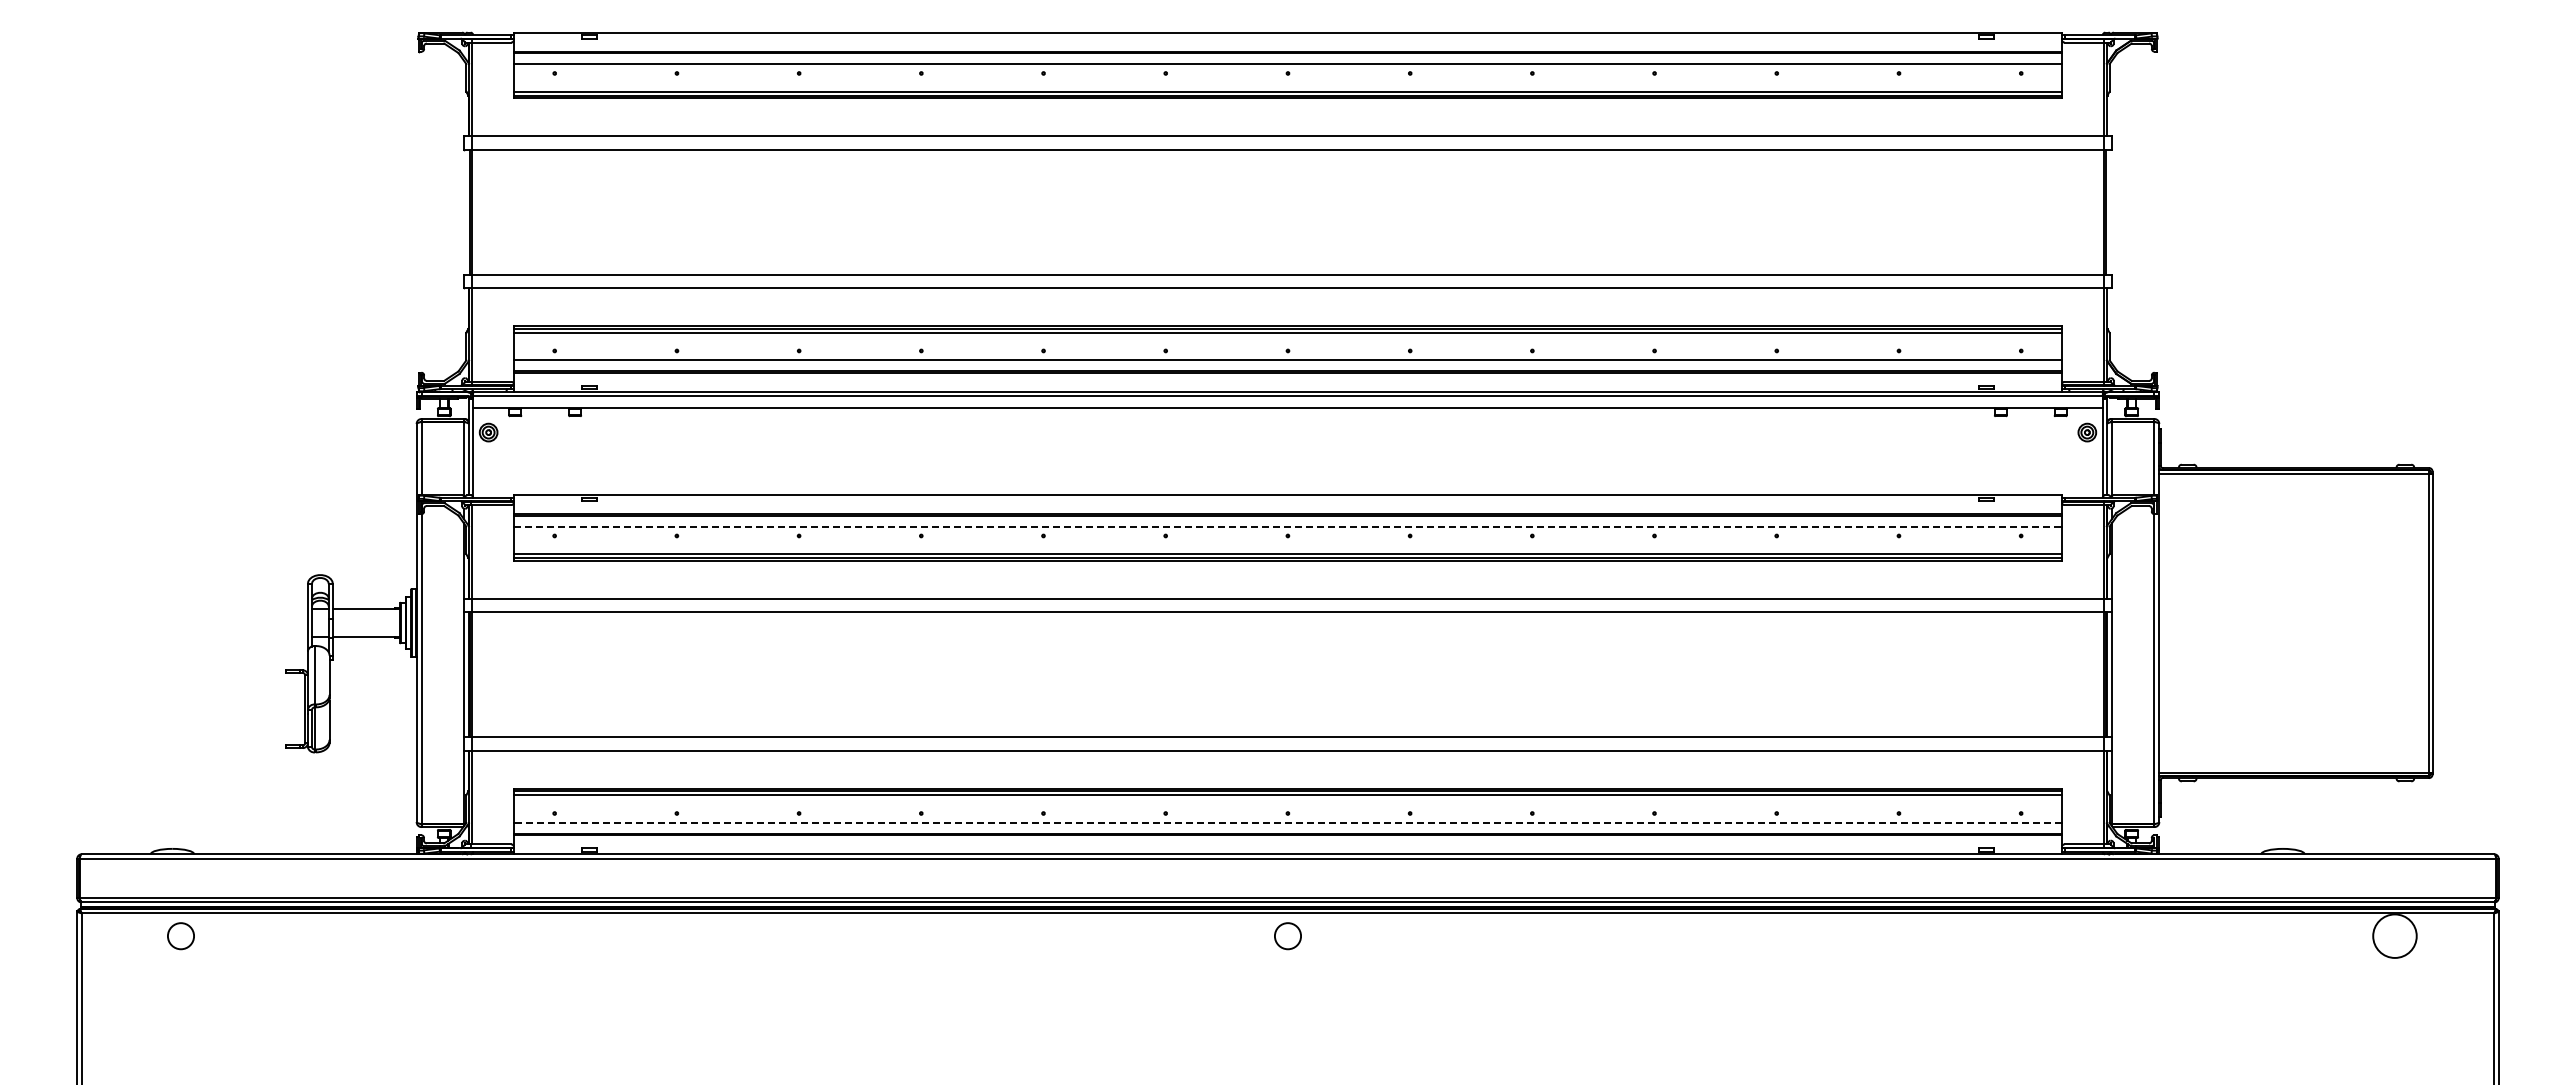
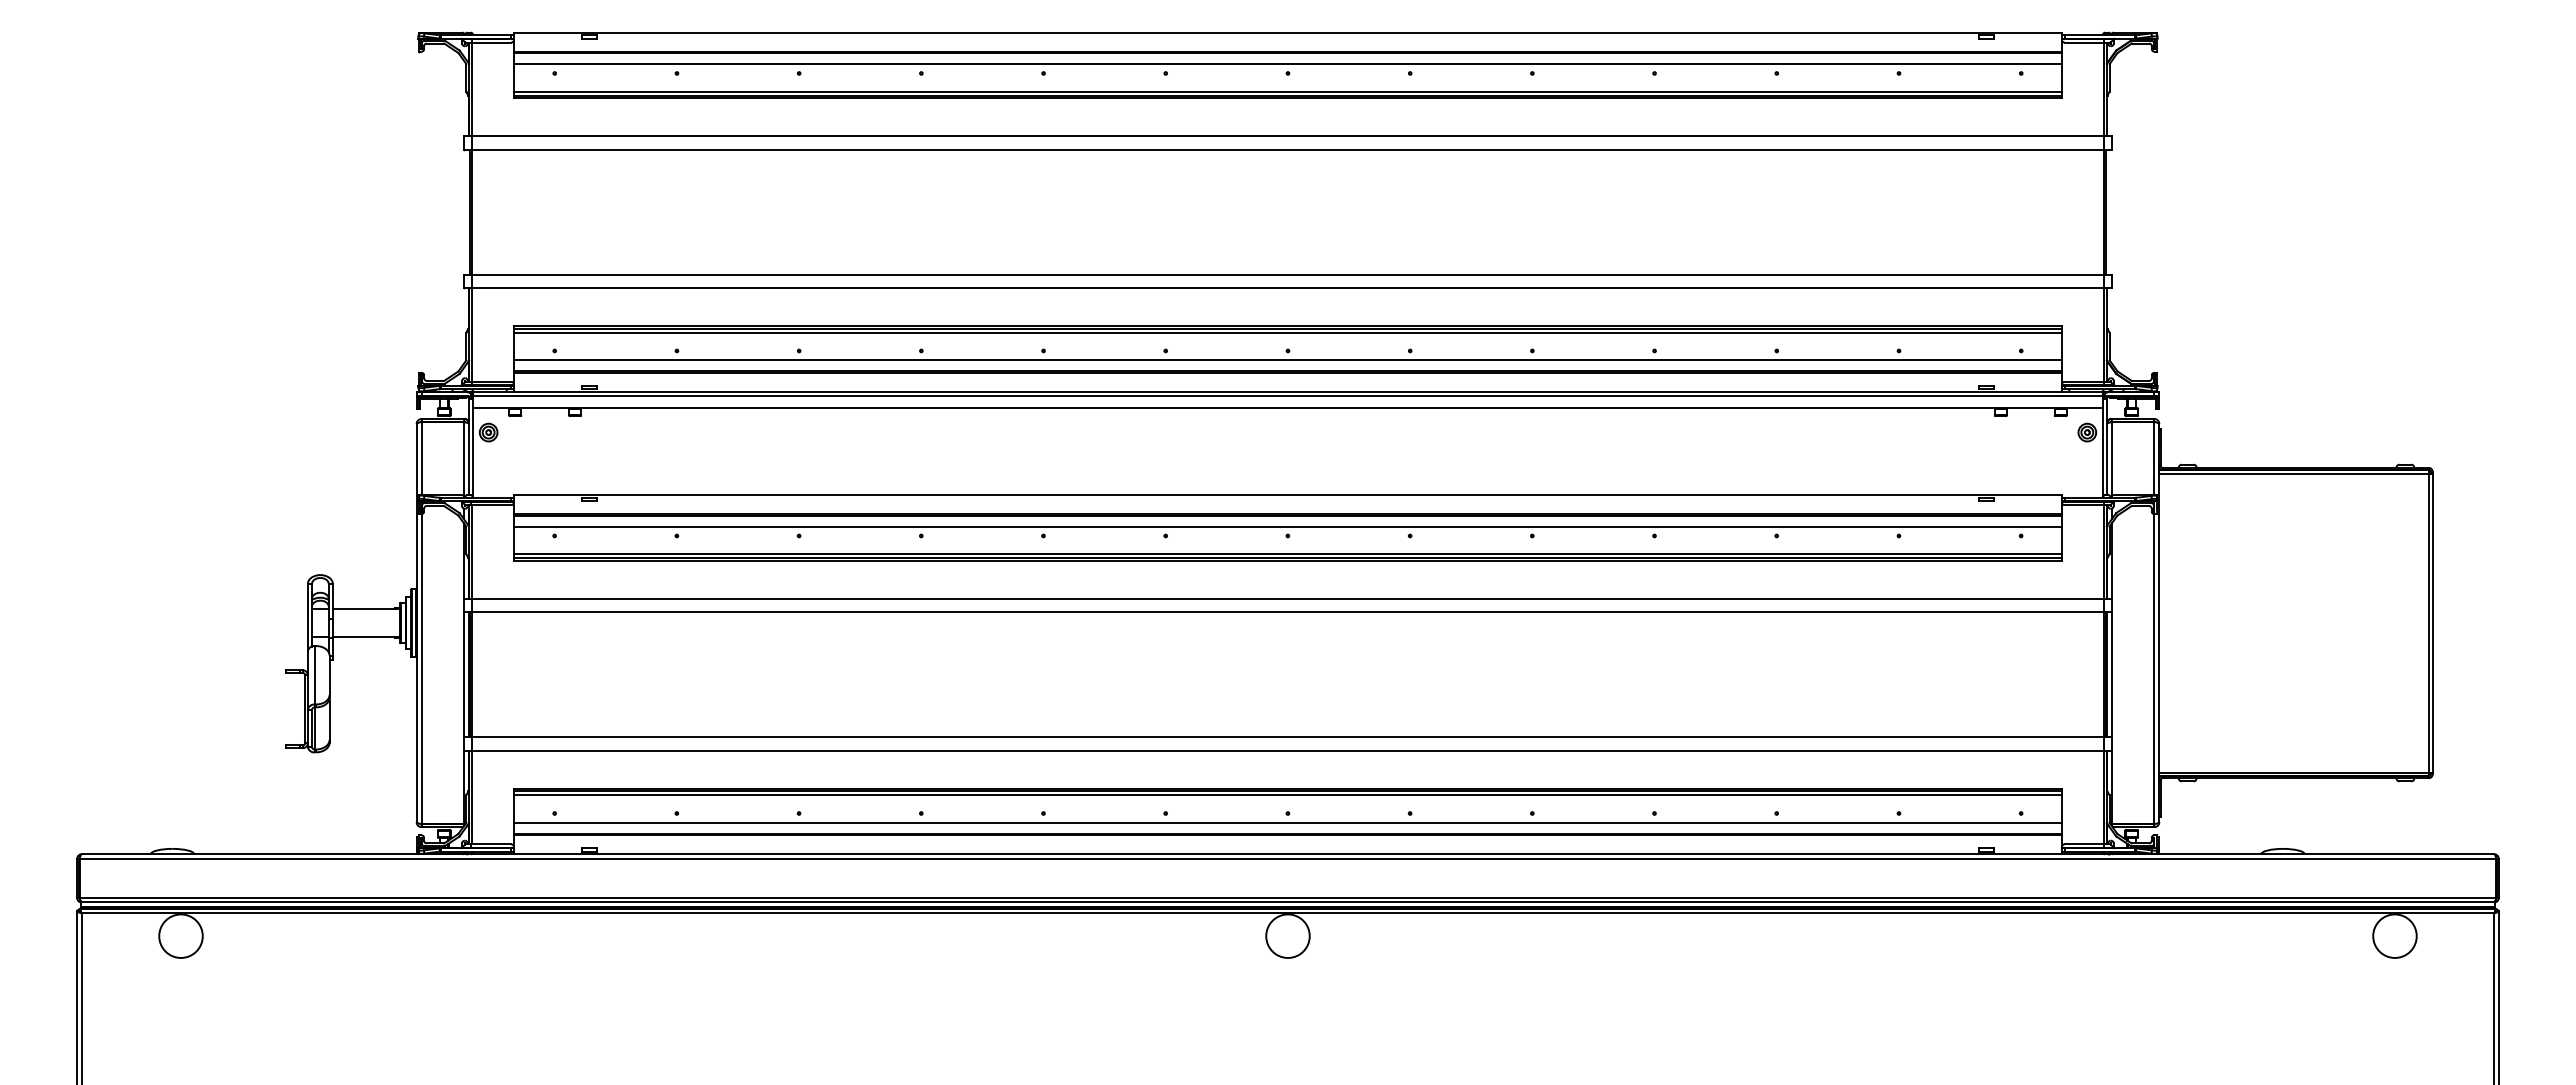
line: dashed -> solid (1288, 526)
line: dashed -> solid (1287, 822)
circle diameter: 26 px -> 44 px (180, 935)
circle diameter: 26 px -> 44 px (1287, 935)
